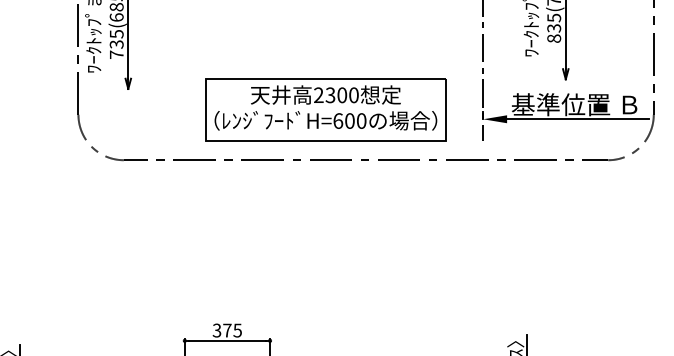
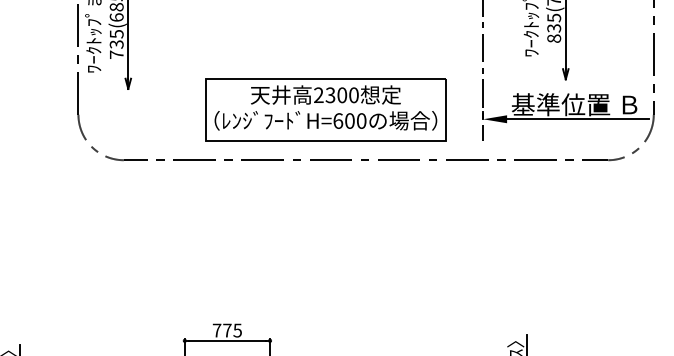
text: 375 -> 775 (216, 330)
